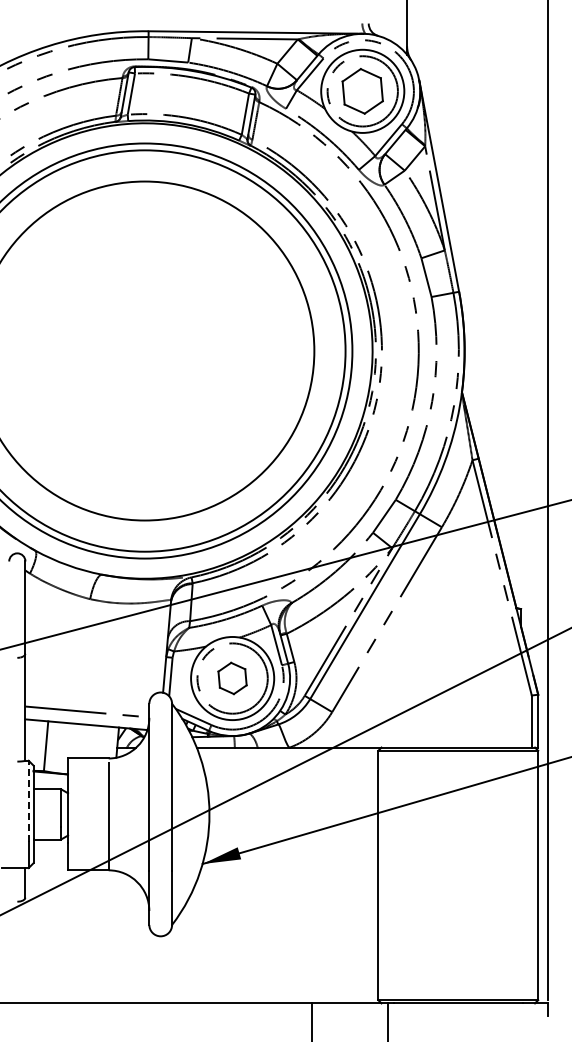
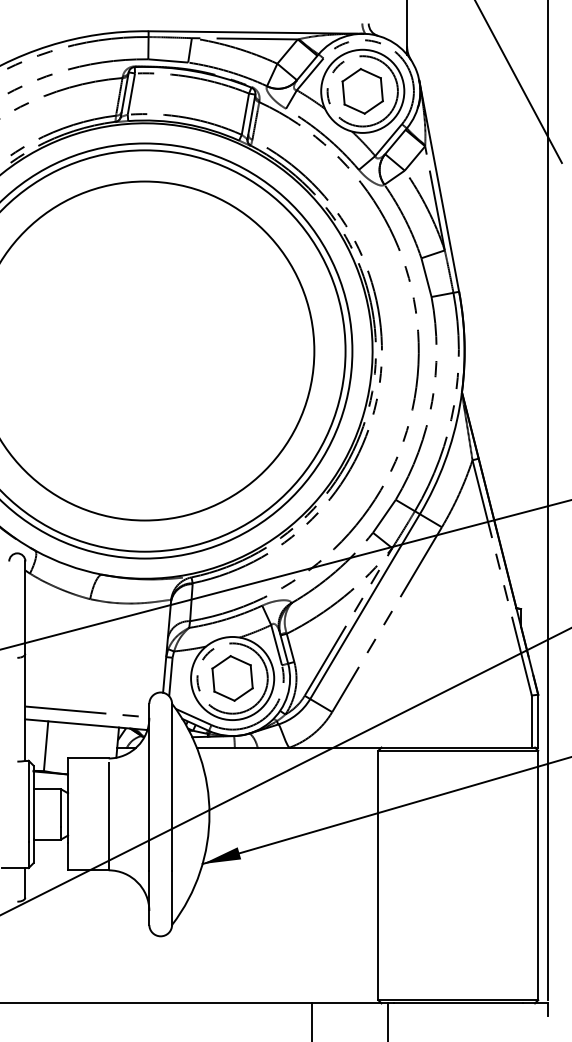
line: none -> present (518, 82)
part size: 31x35 px -> 43x47 px (232, 678)
line: dashed -> solid (28, 801)
